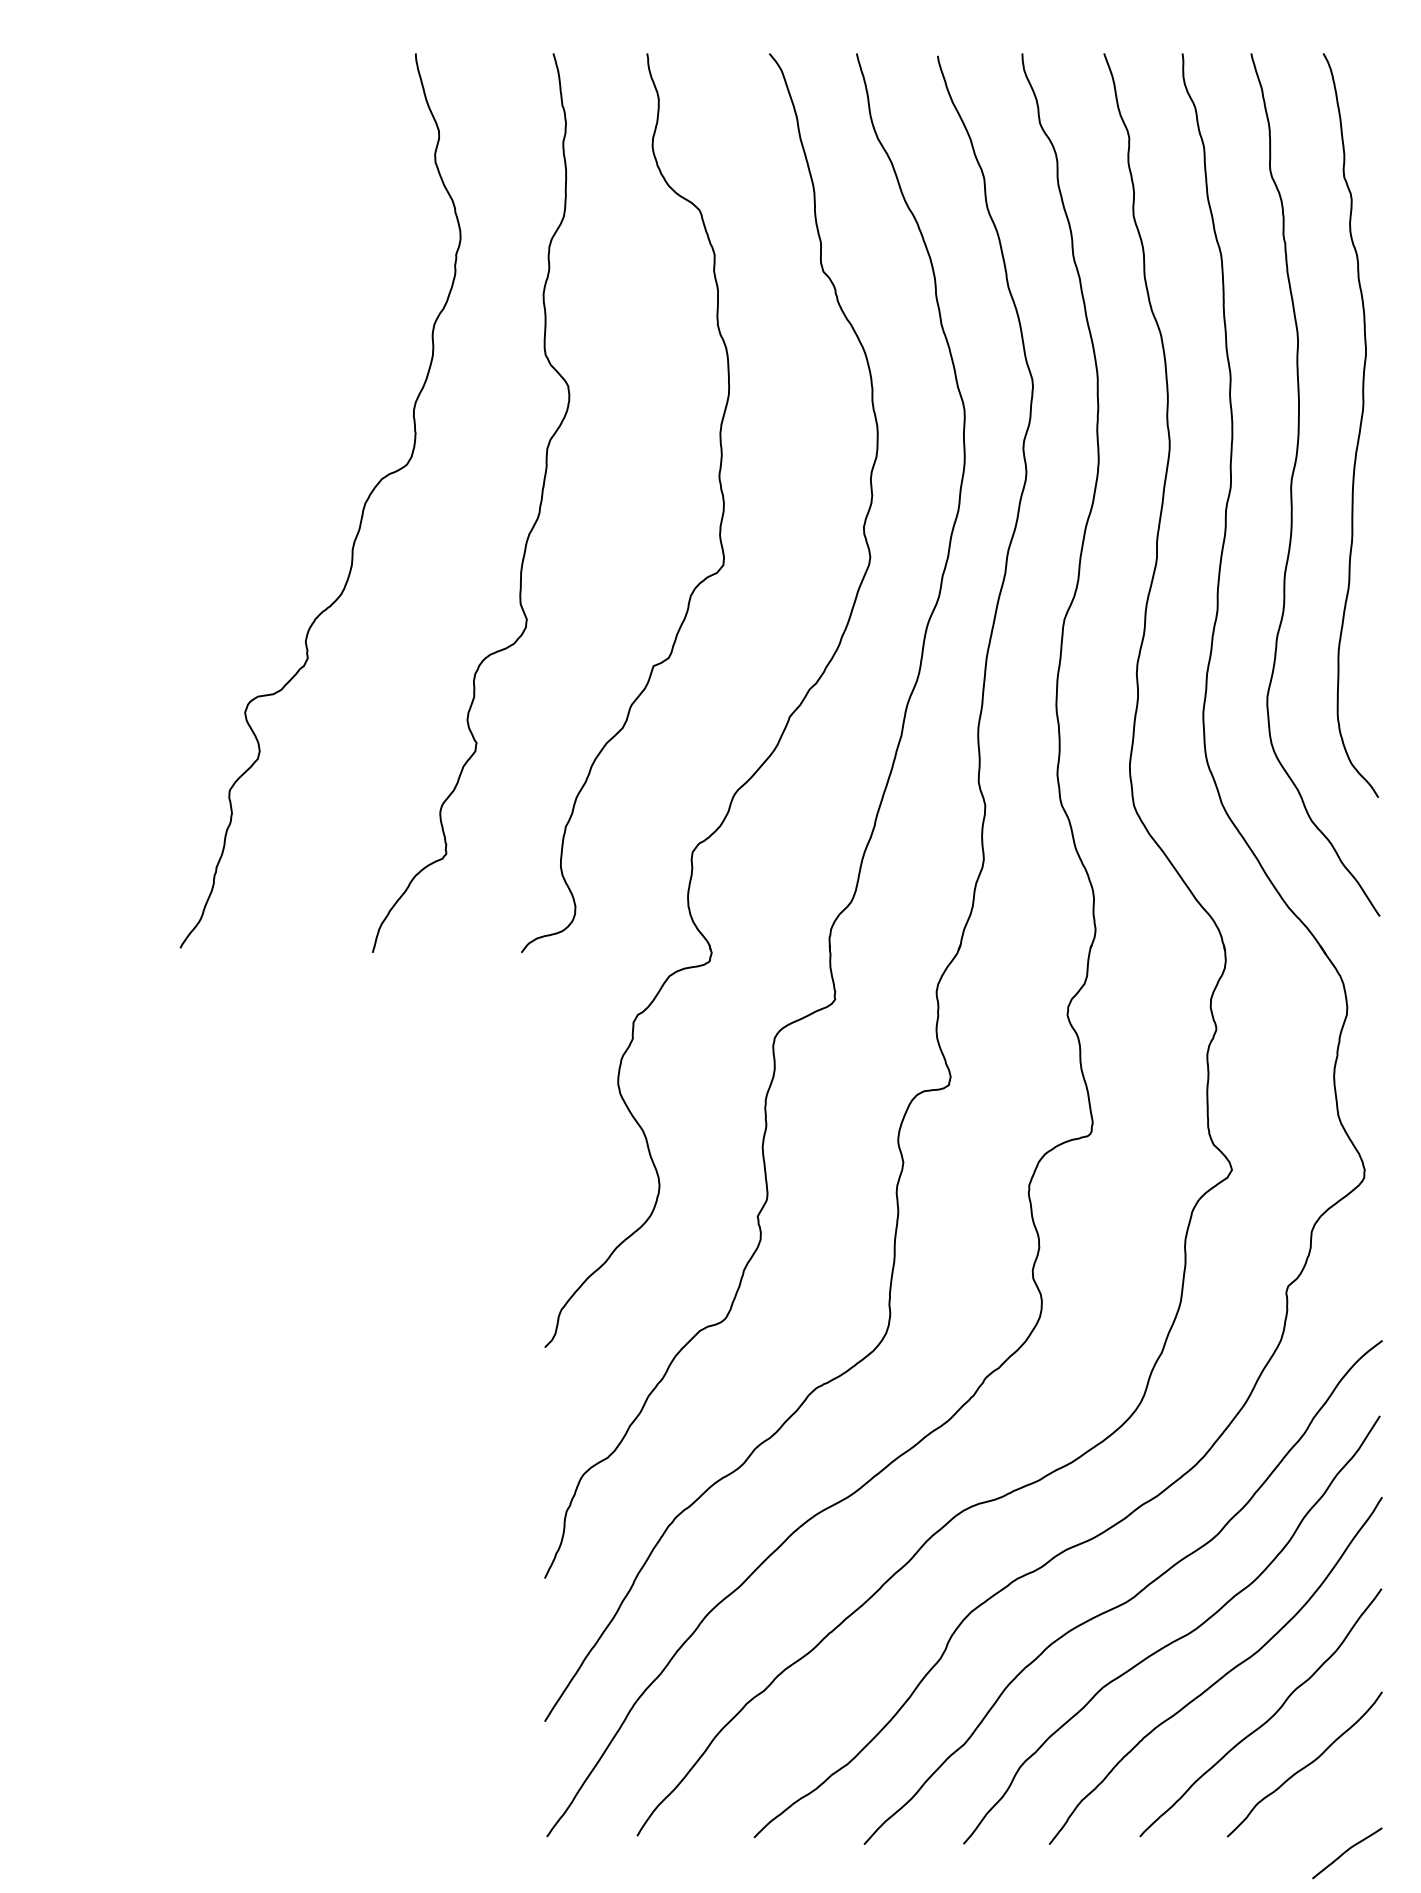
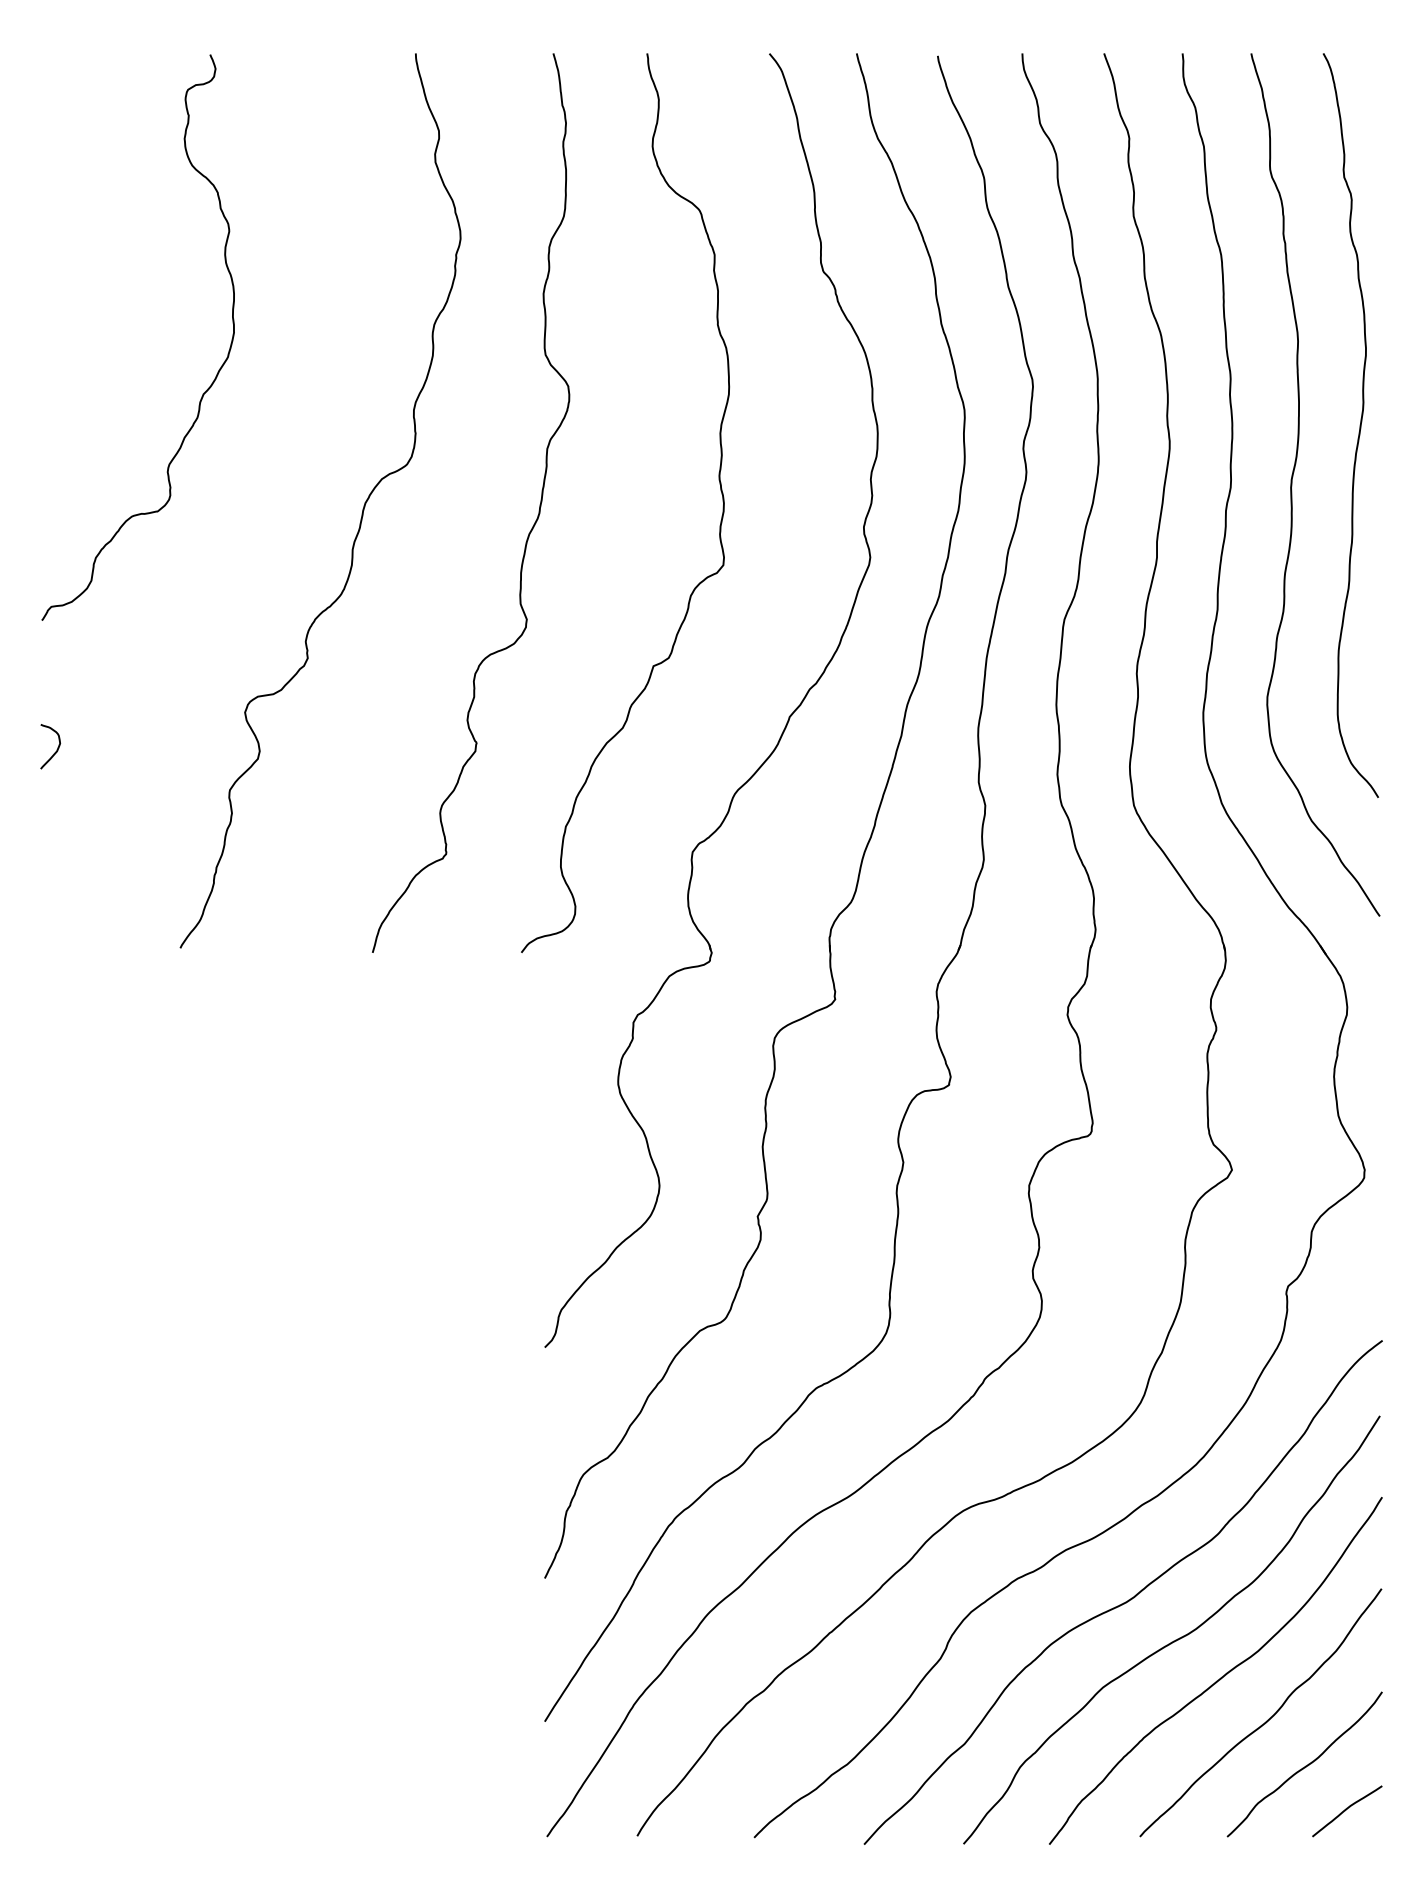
curve: none -> present (203, 392)
curve: none -> present (56, 749)
curve position: (1346, 1852) -> (1346, 1810) (1346, 1810)
